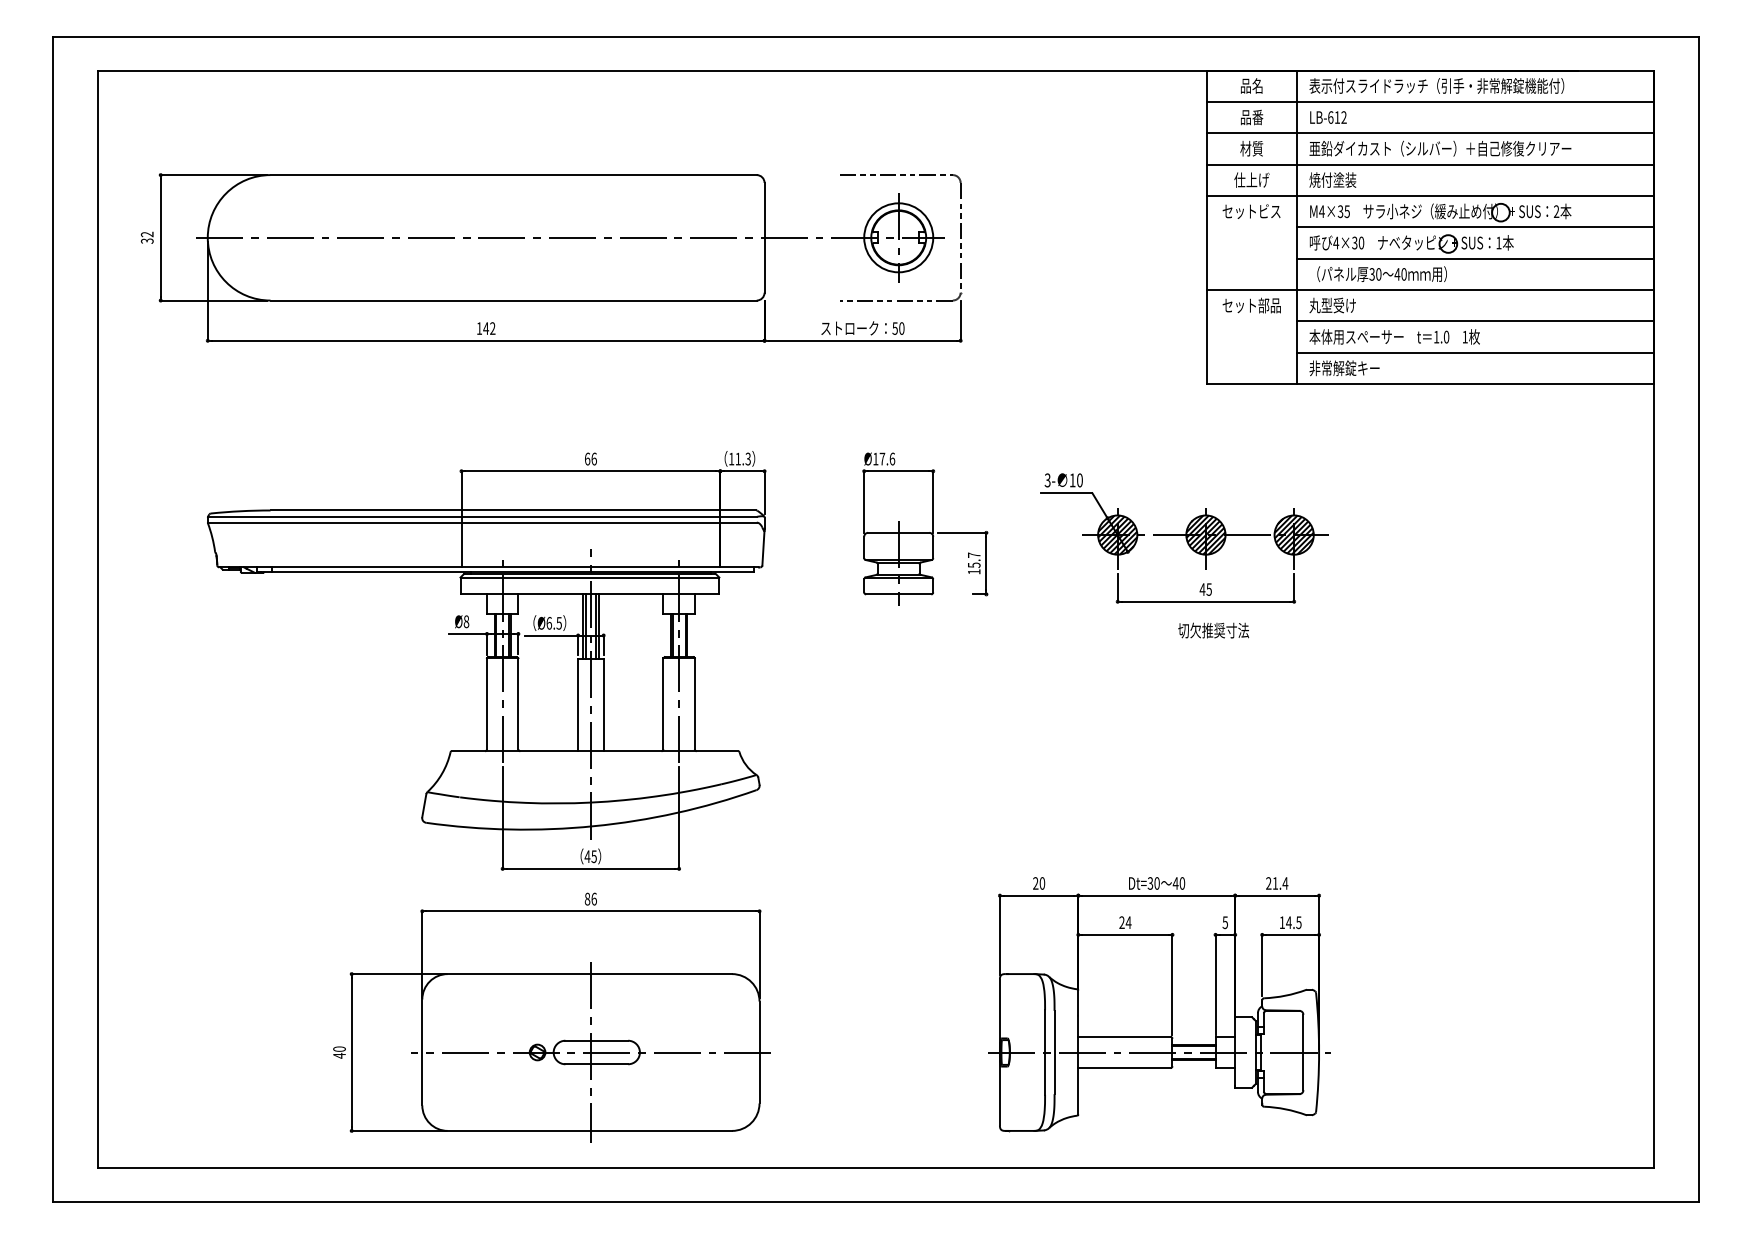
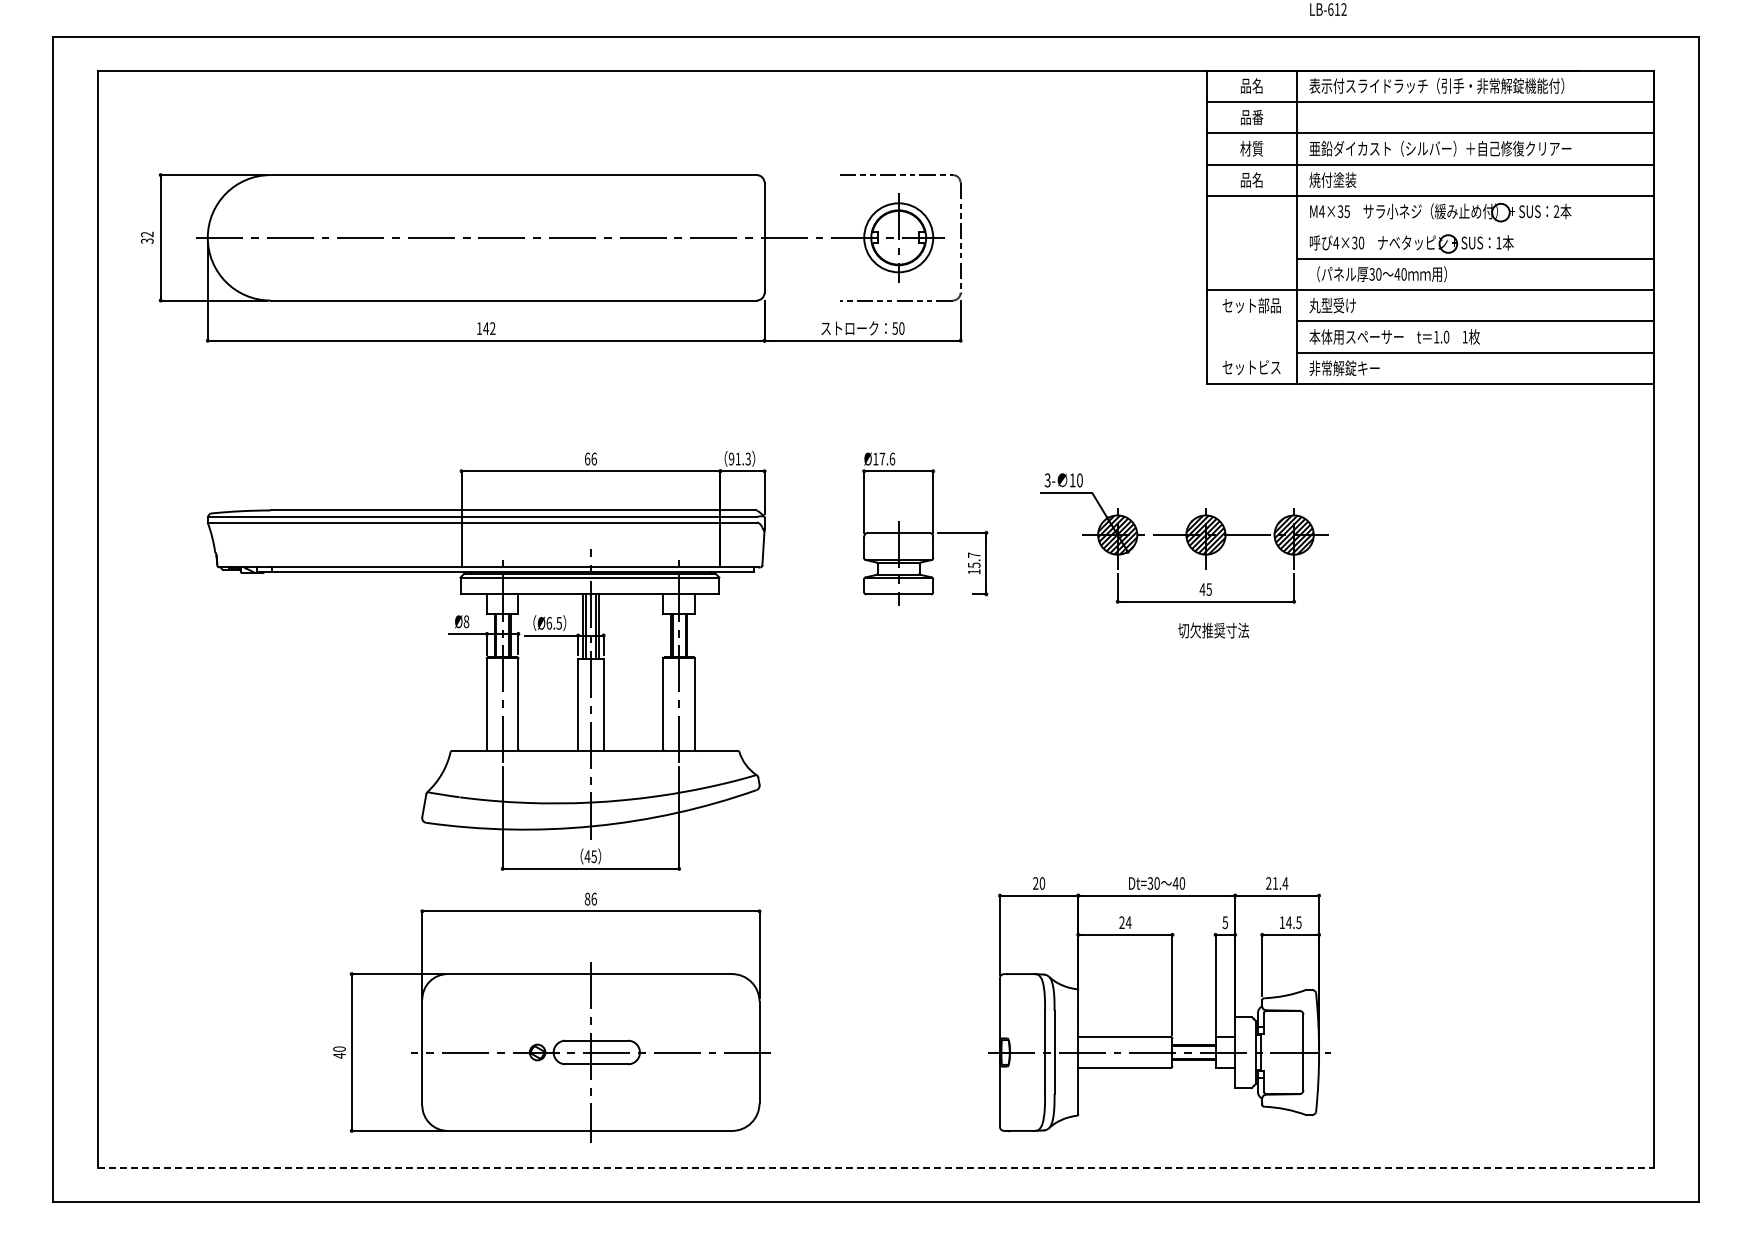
text position: (1328, 117) -> (1328, 9) (1328, 9)
text: 仕上げ -> 品名 (1251, 179)
text position: (1251, 211) -> (1251, 367) (1251, 367)
line: present -> none (1475, 227)
text: 11.3 -> 91.3 (731, 458)
line: solid -> dashed (876, 1168)
